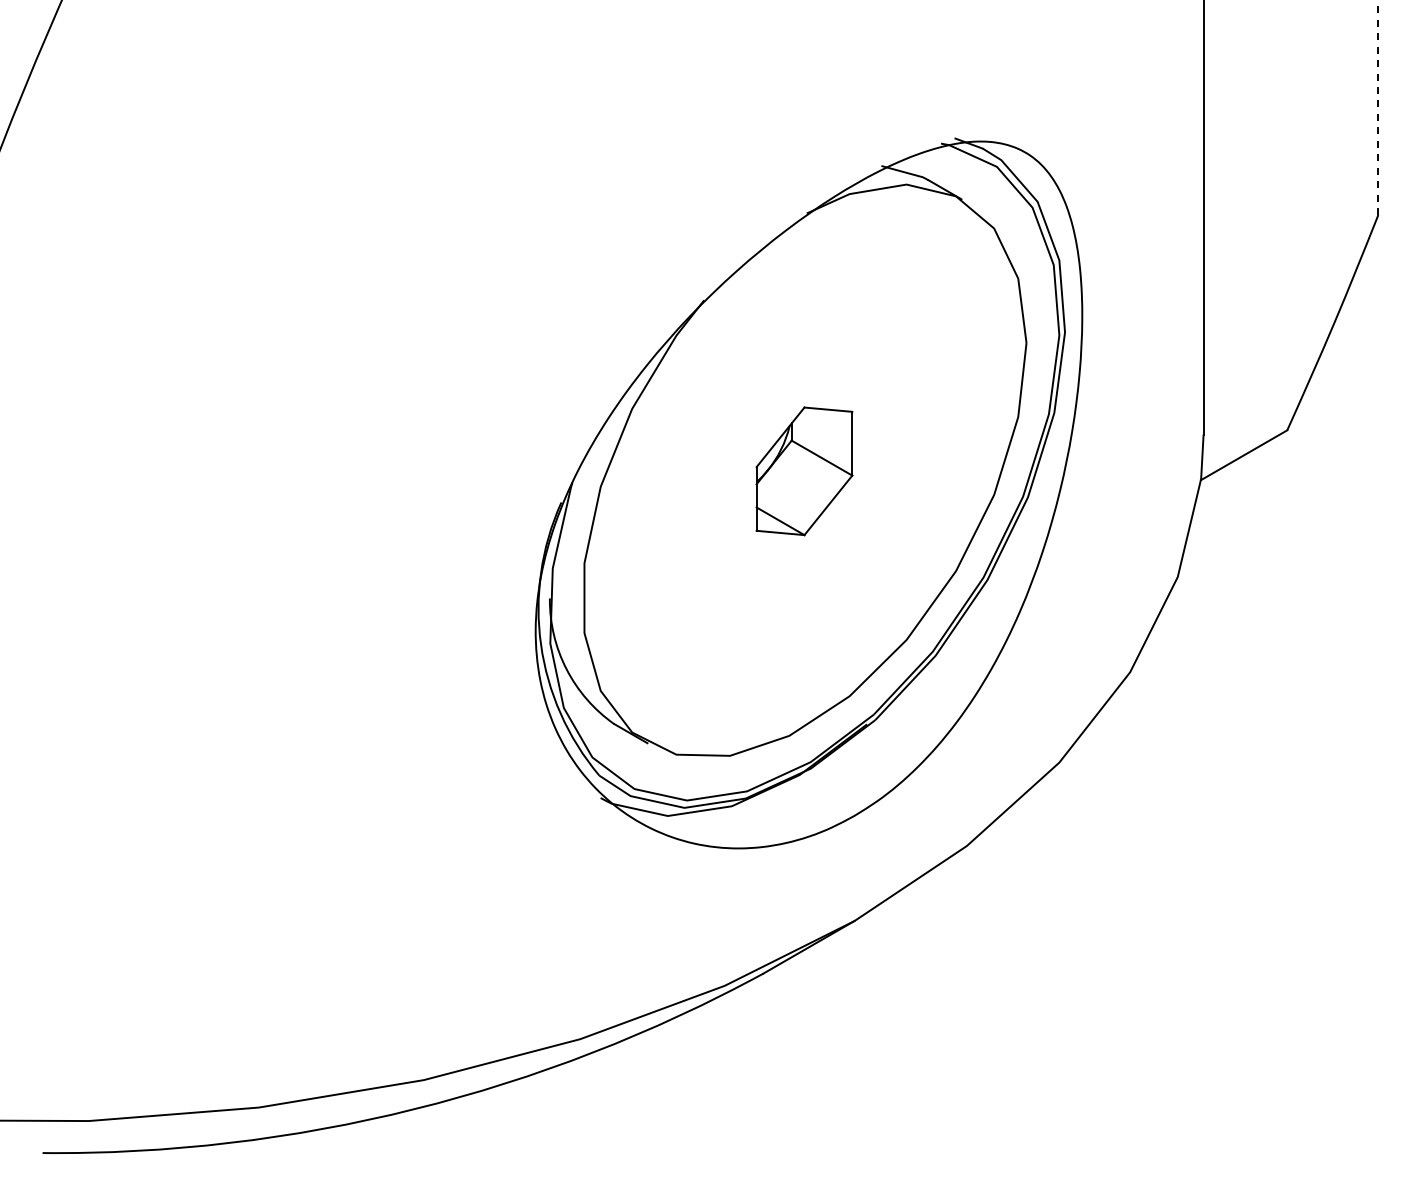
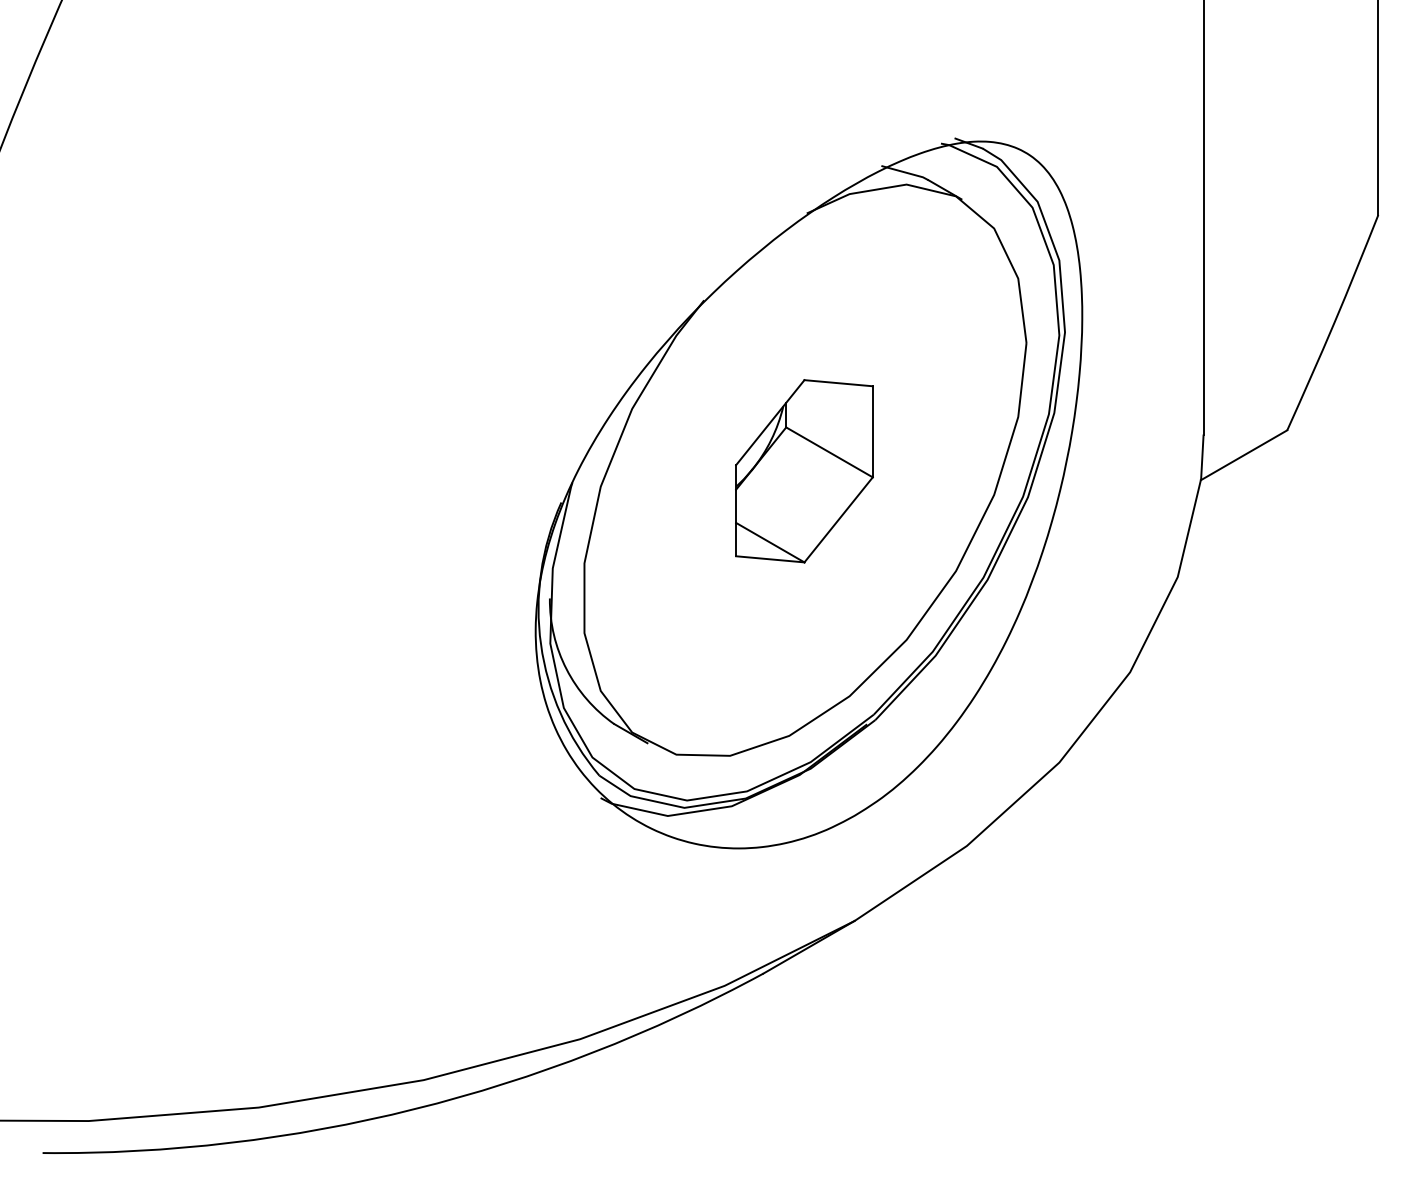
line: dashed -> solid (1378, 107)
part size: 99x131 px -> 139x185 px (804, 471)
